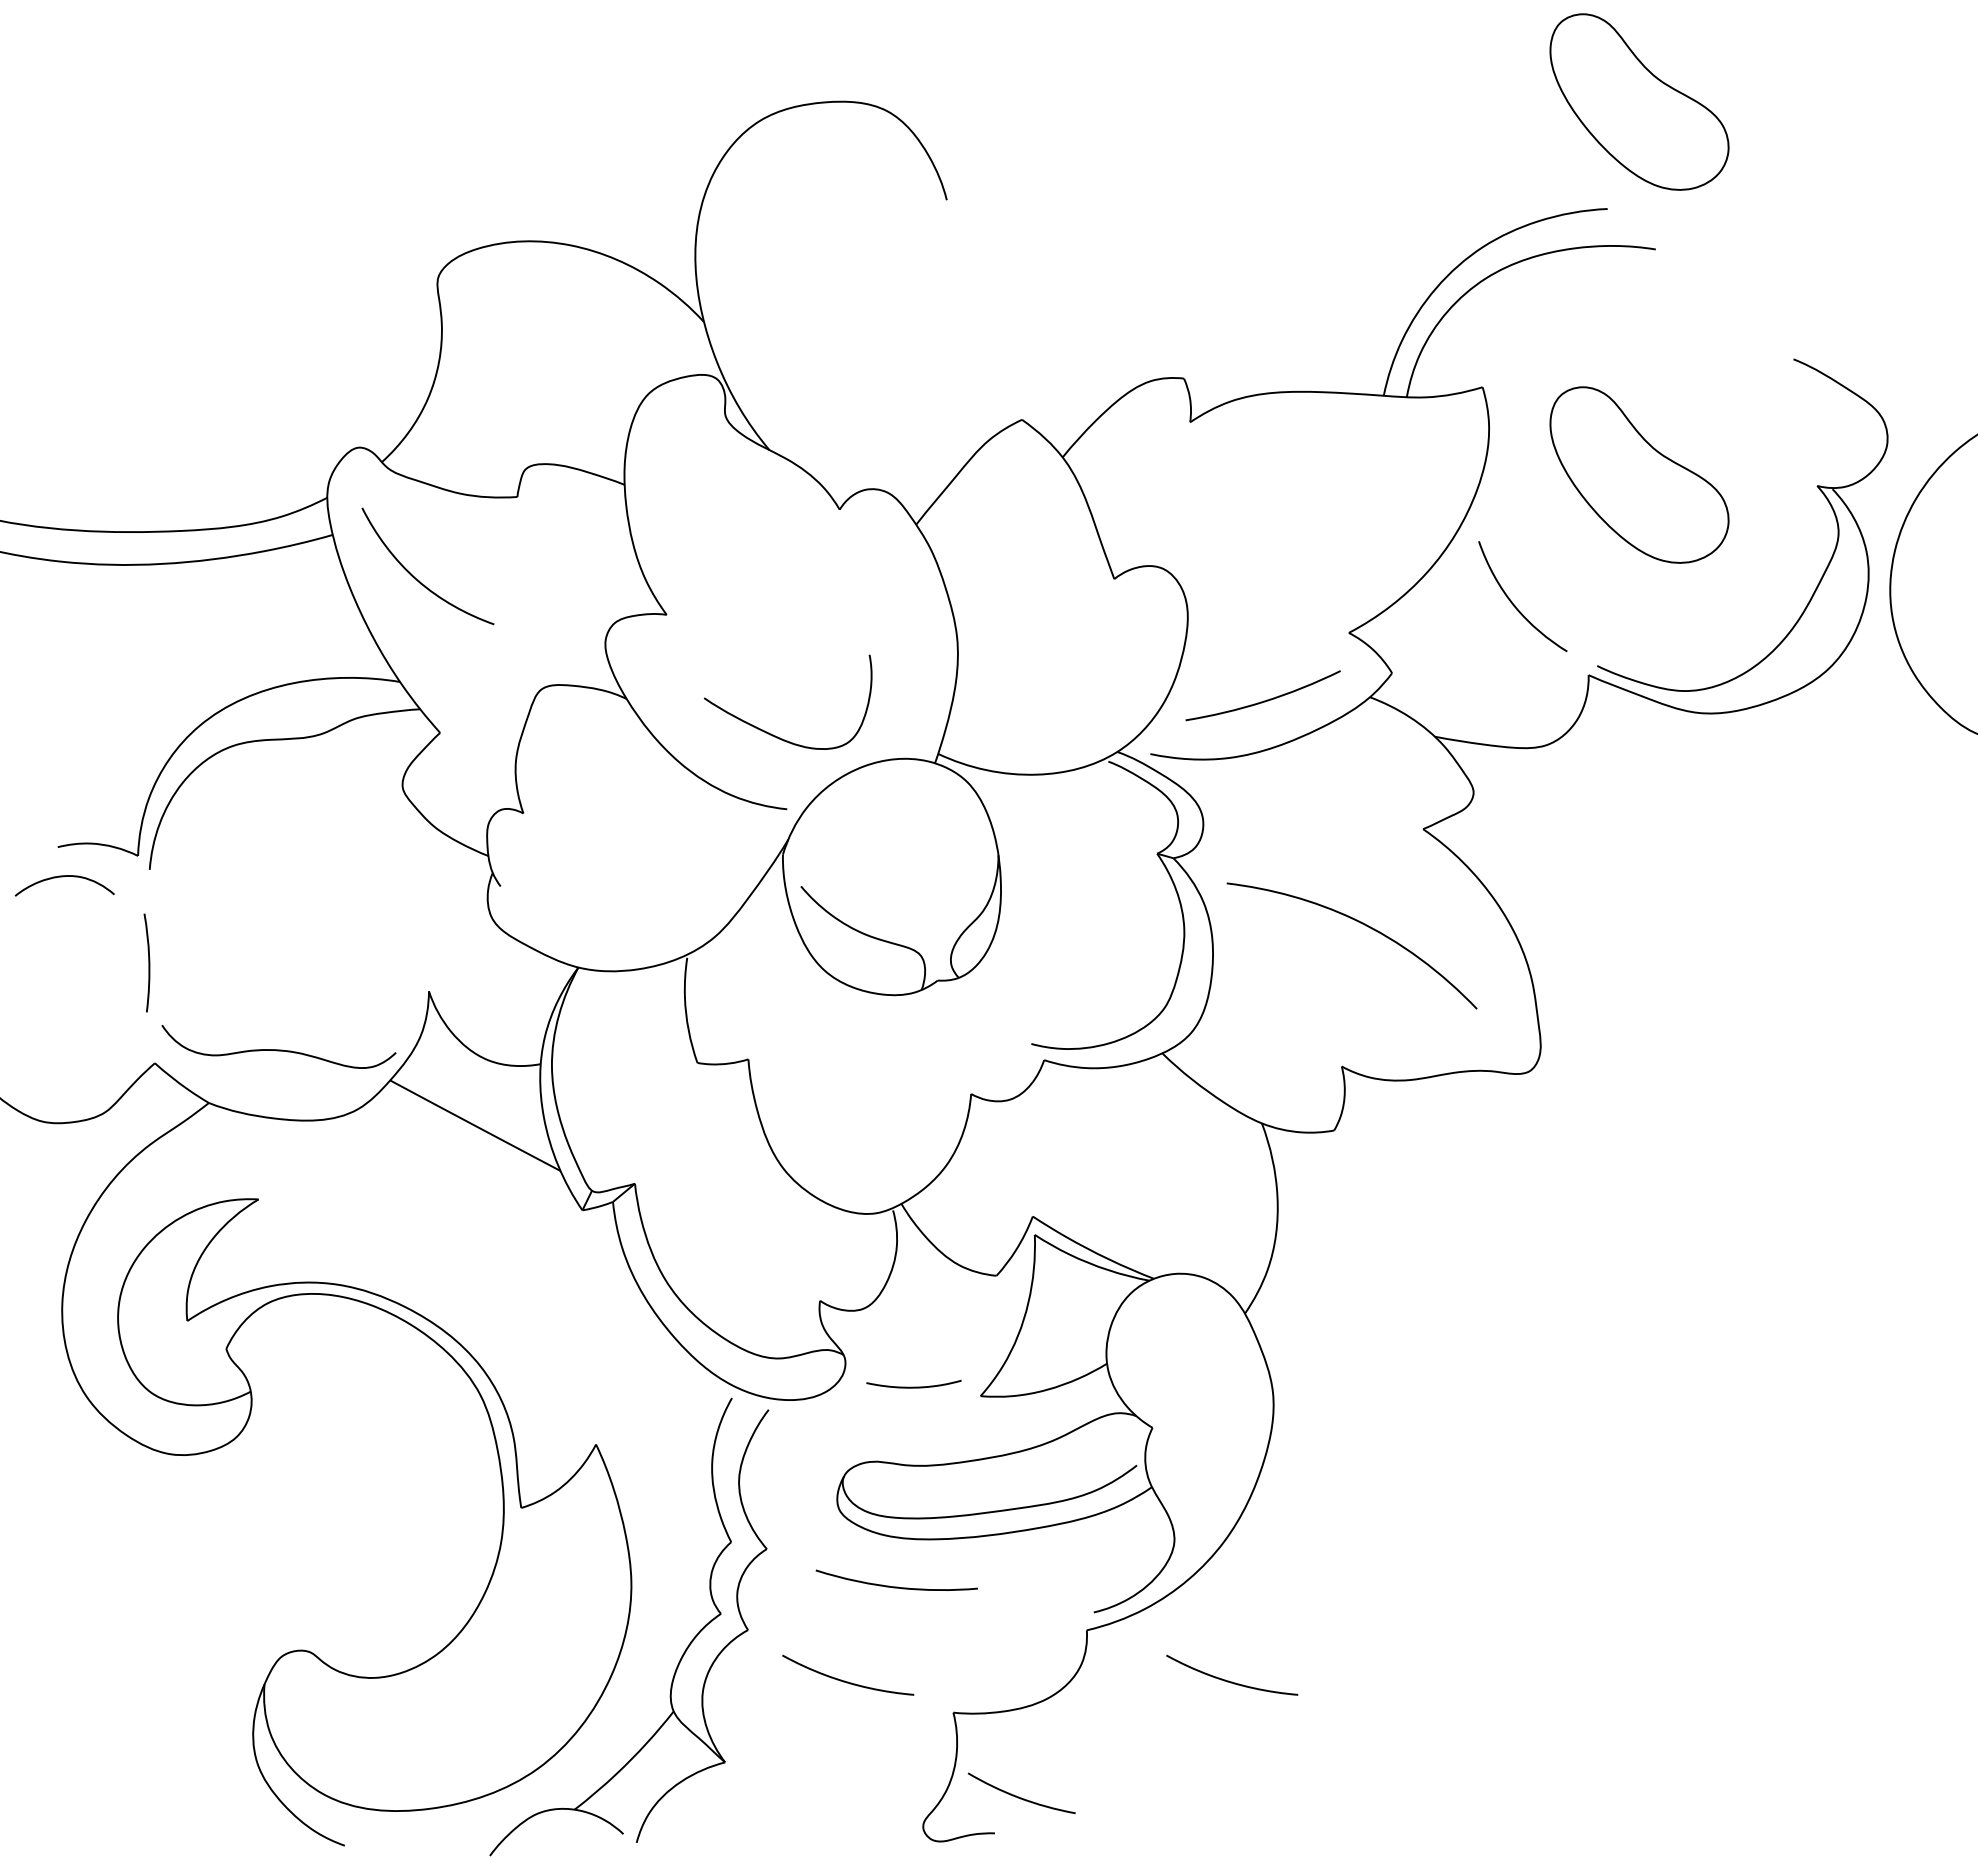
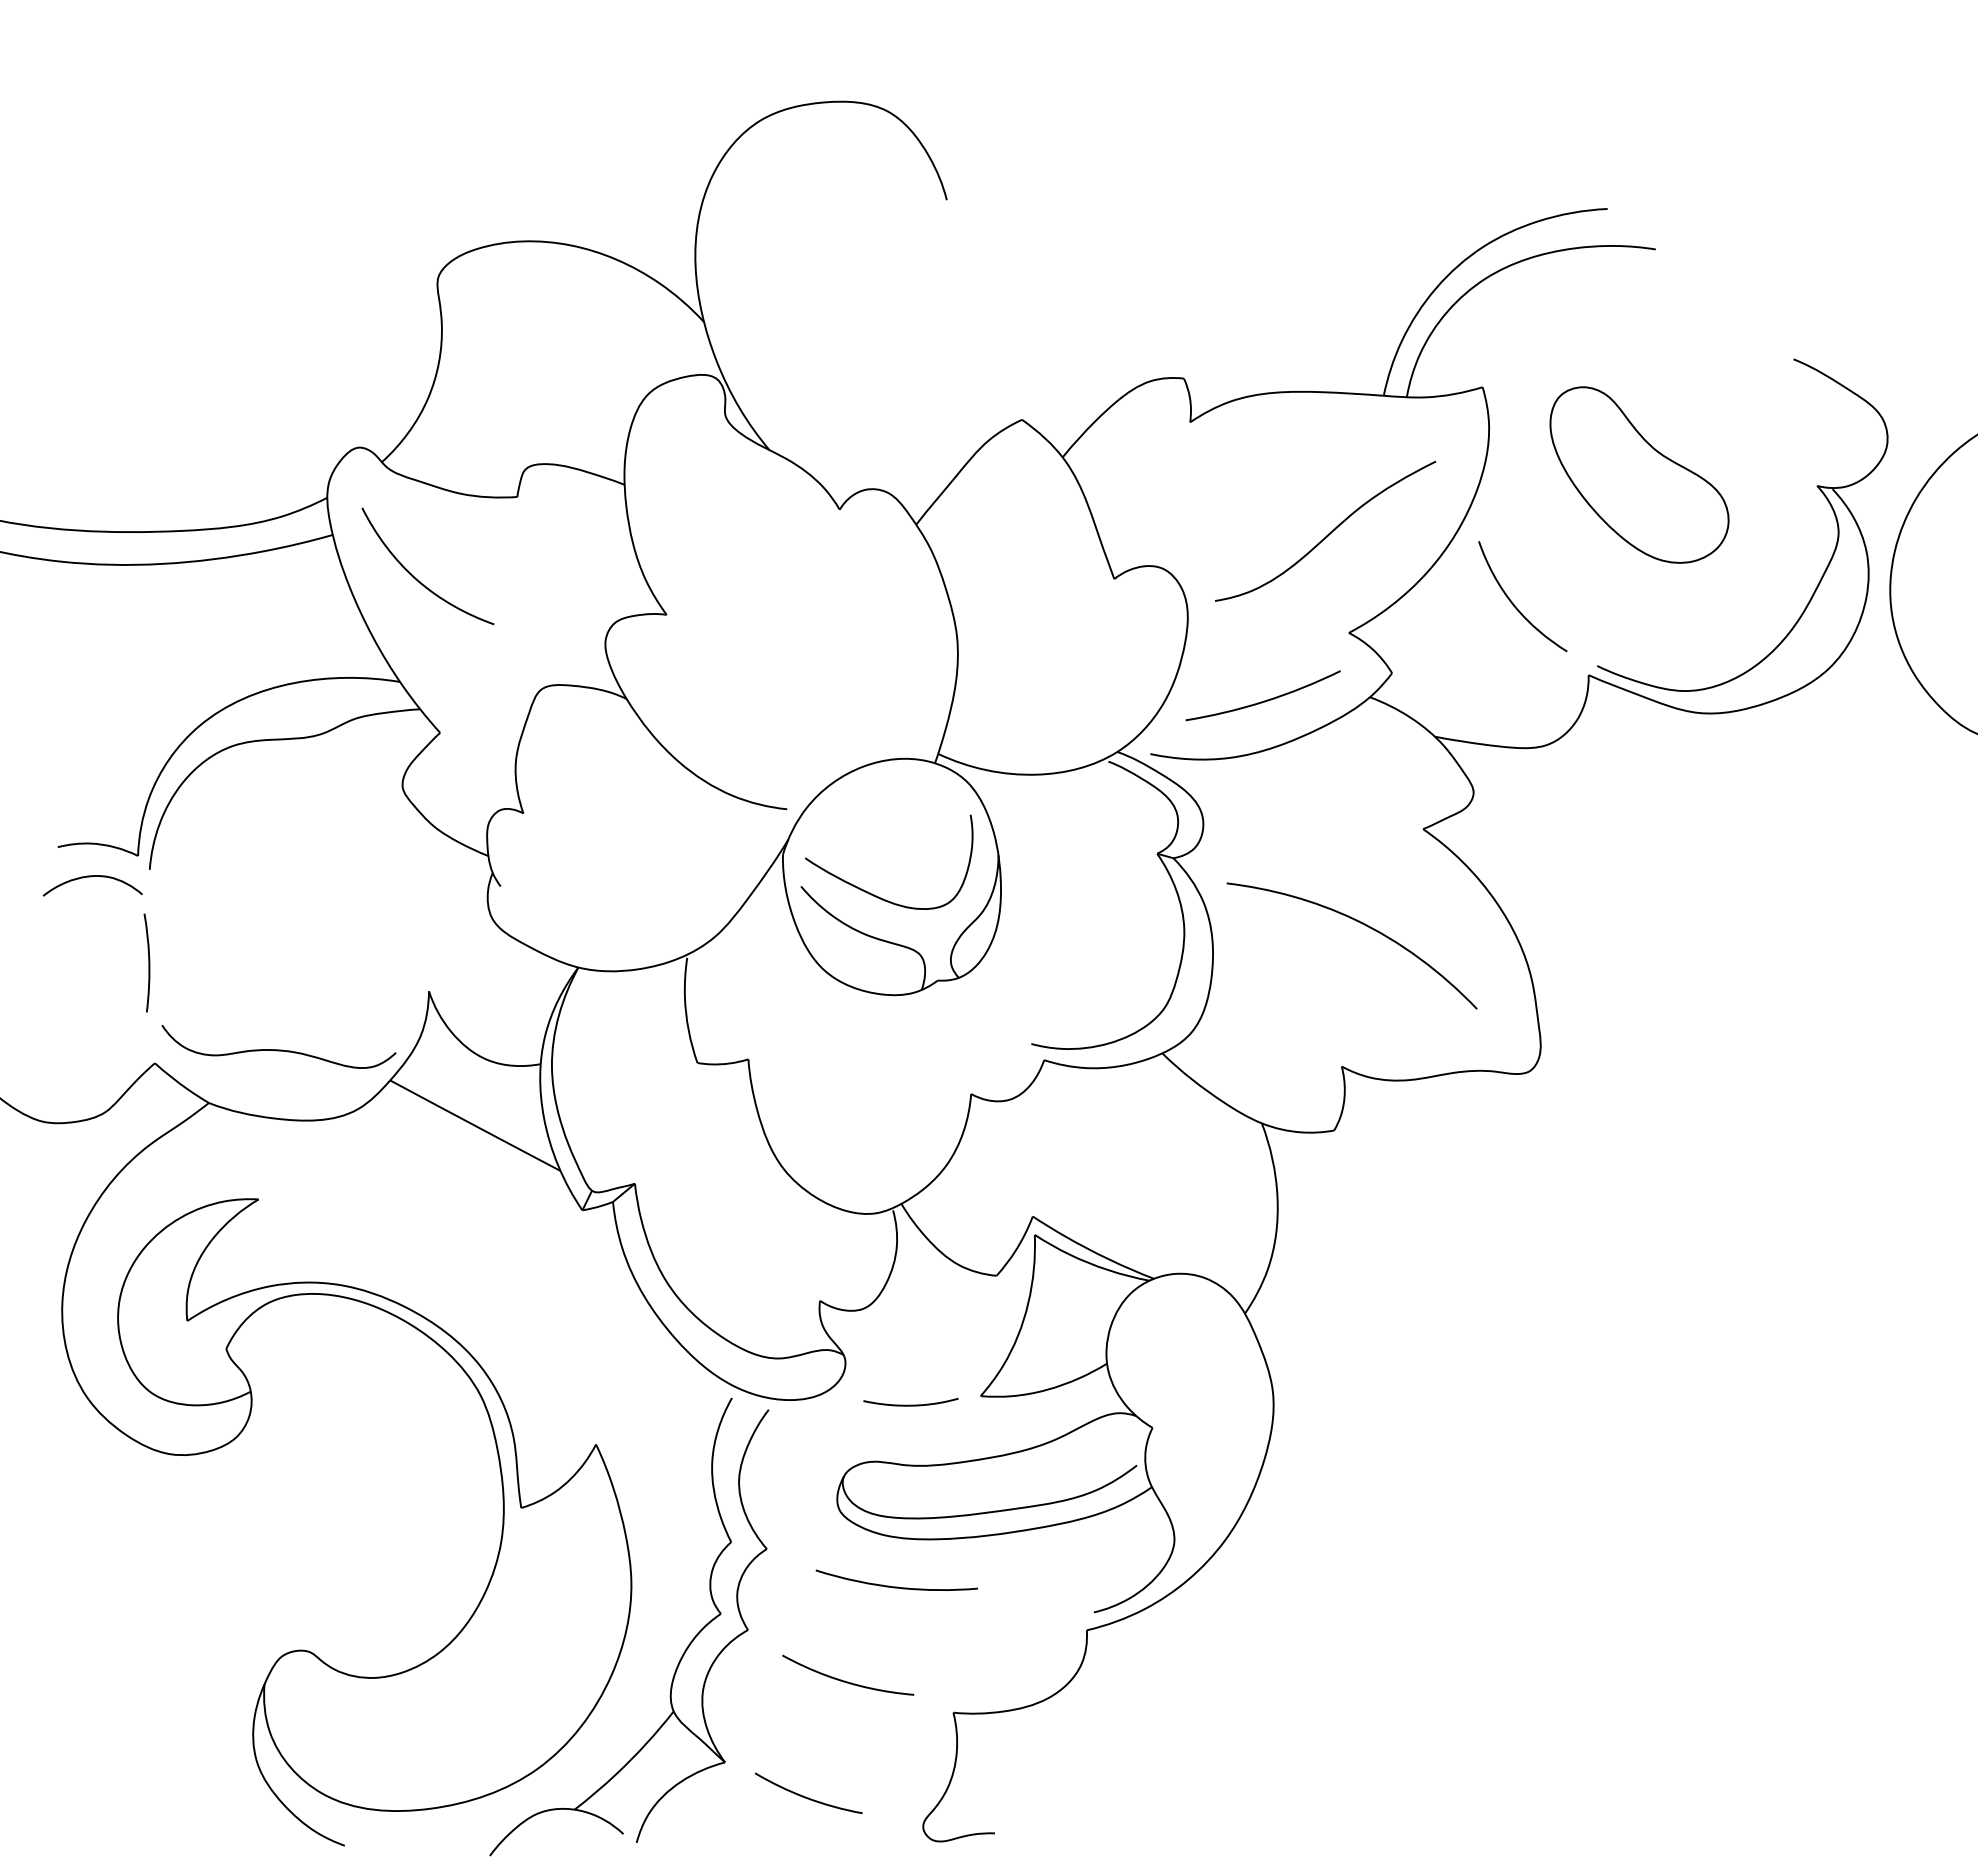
part: present -> none (1639, 101)
curve: none -> present (1328, 533)
curve position: (771, 733) -> (872, 893) (872, 893)
curve position: (63, 877) -> (91, 877) (91, 877)
curve position: (913, 1386) -> (910, 1404) (910, 1404)
curve: present -> none (1232, 1681)
curve position: (1019, 1796) -> (806, 1796) (806, 1796)
